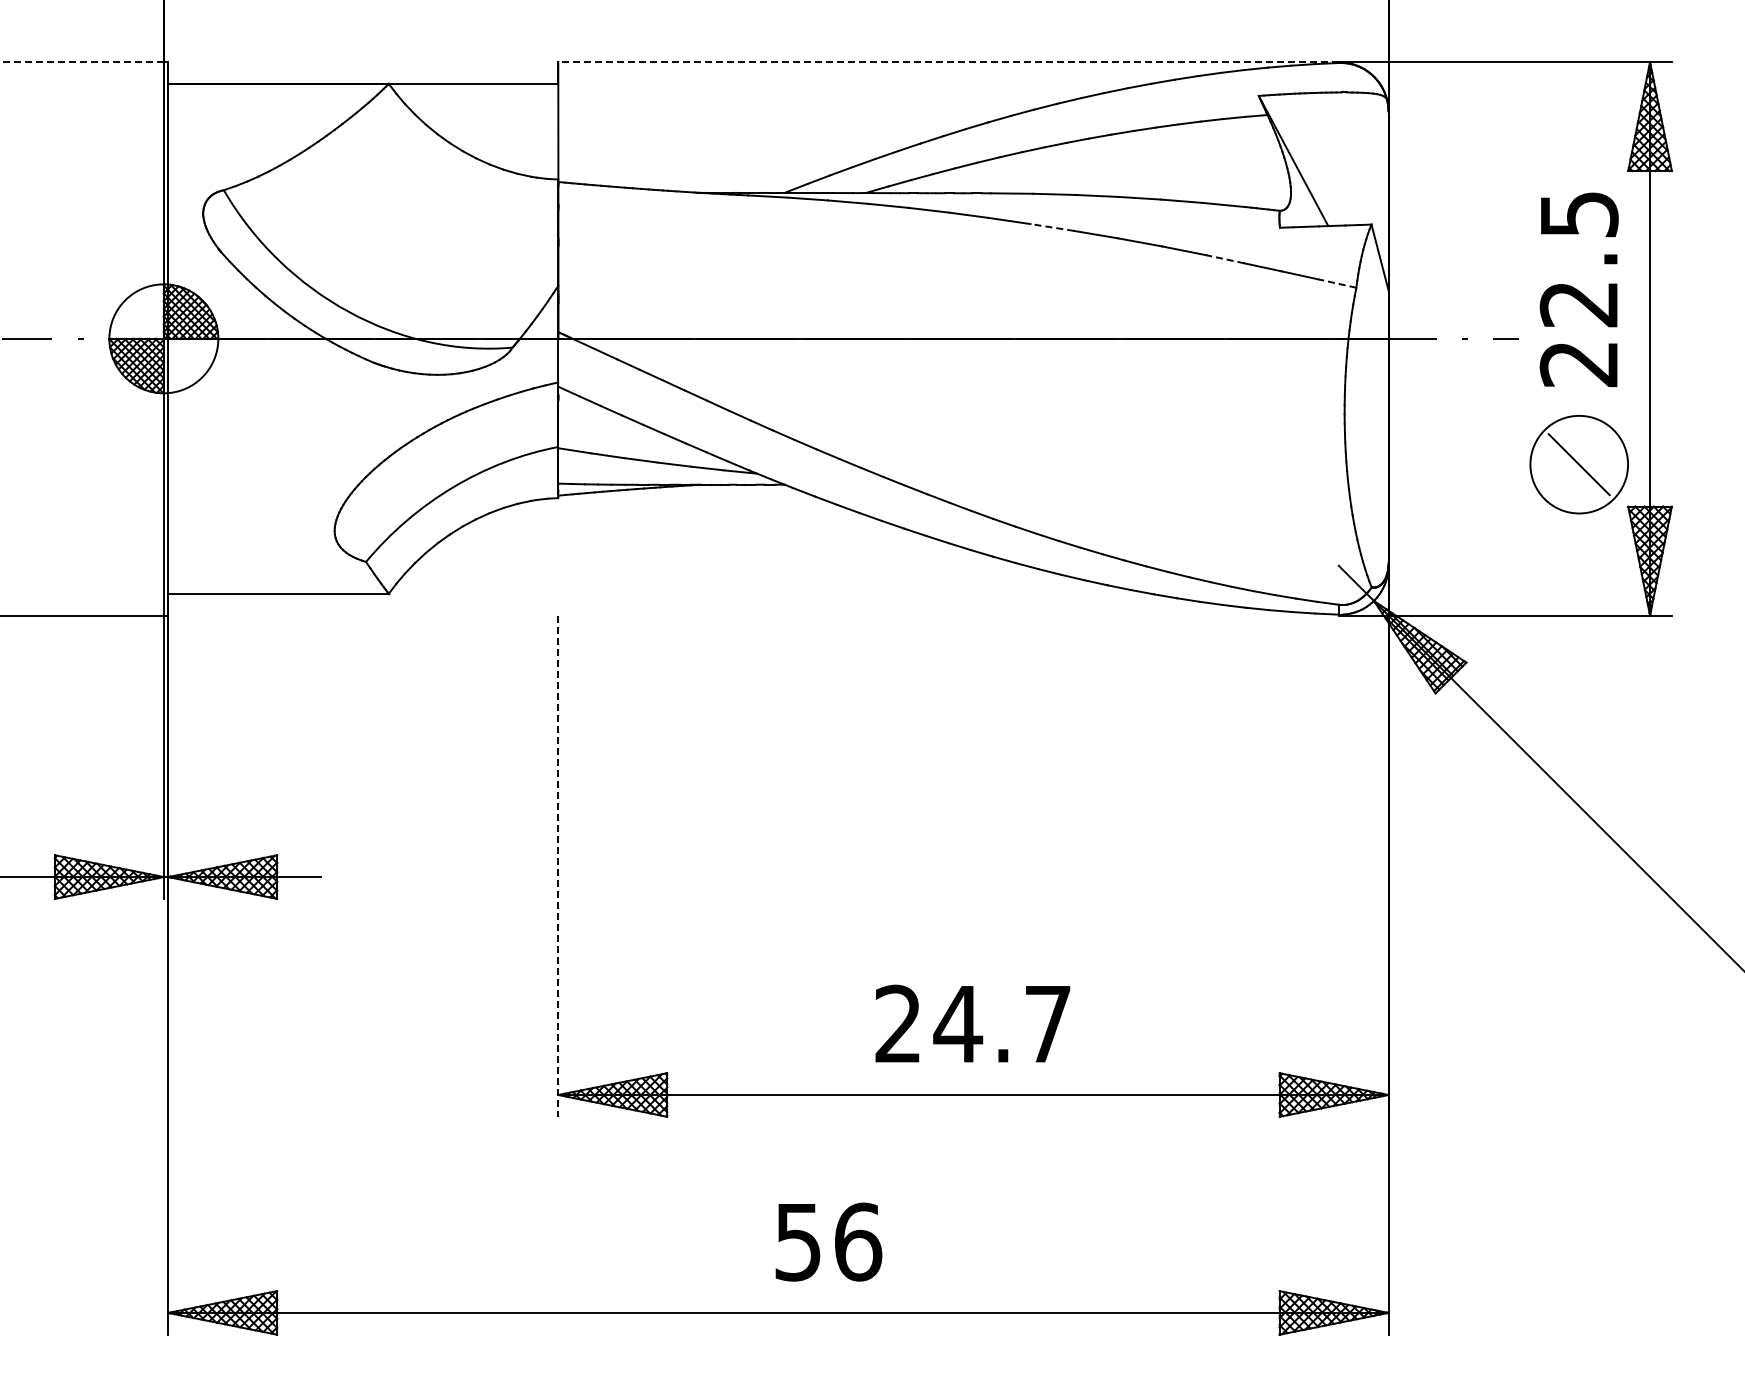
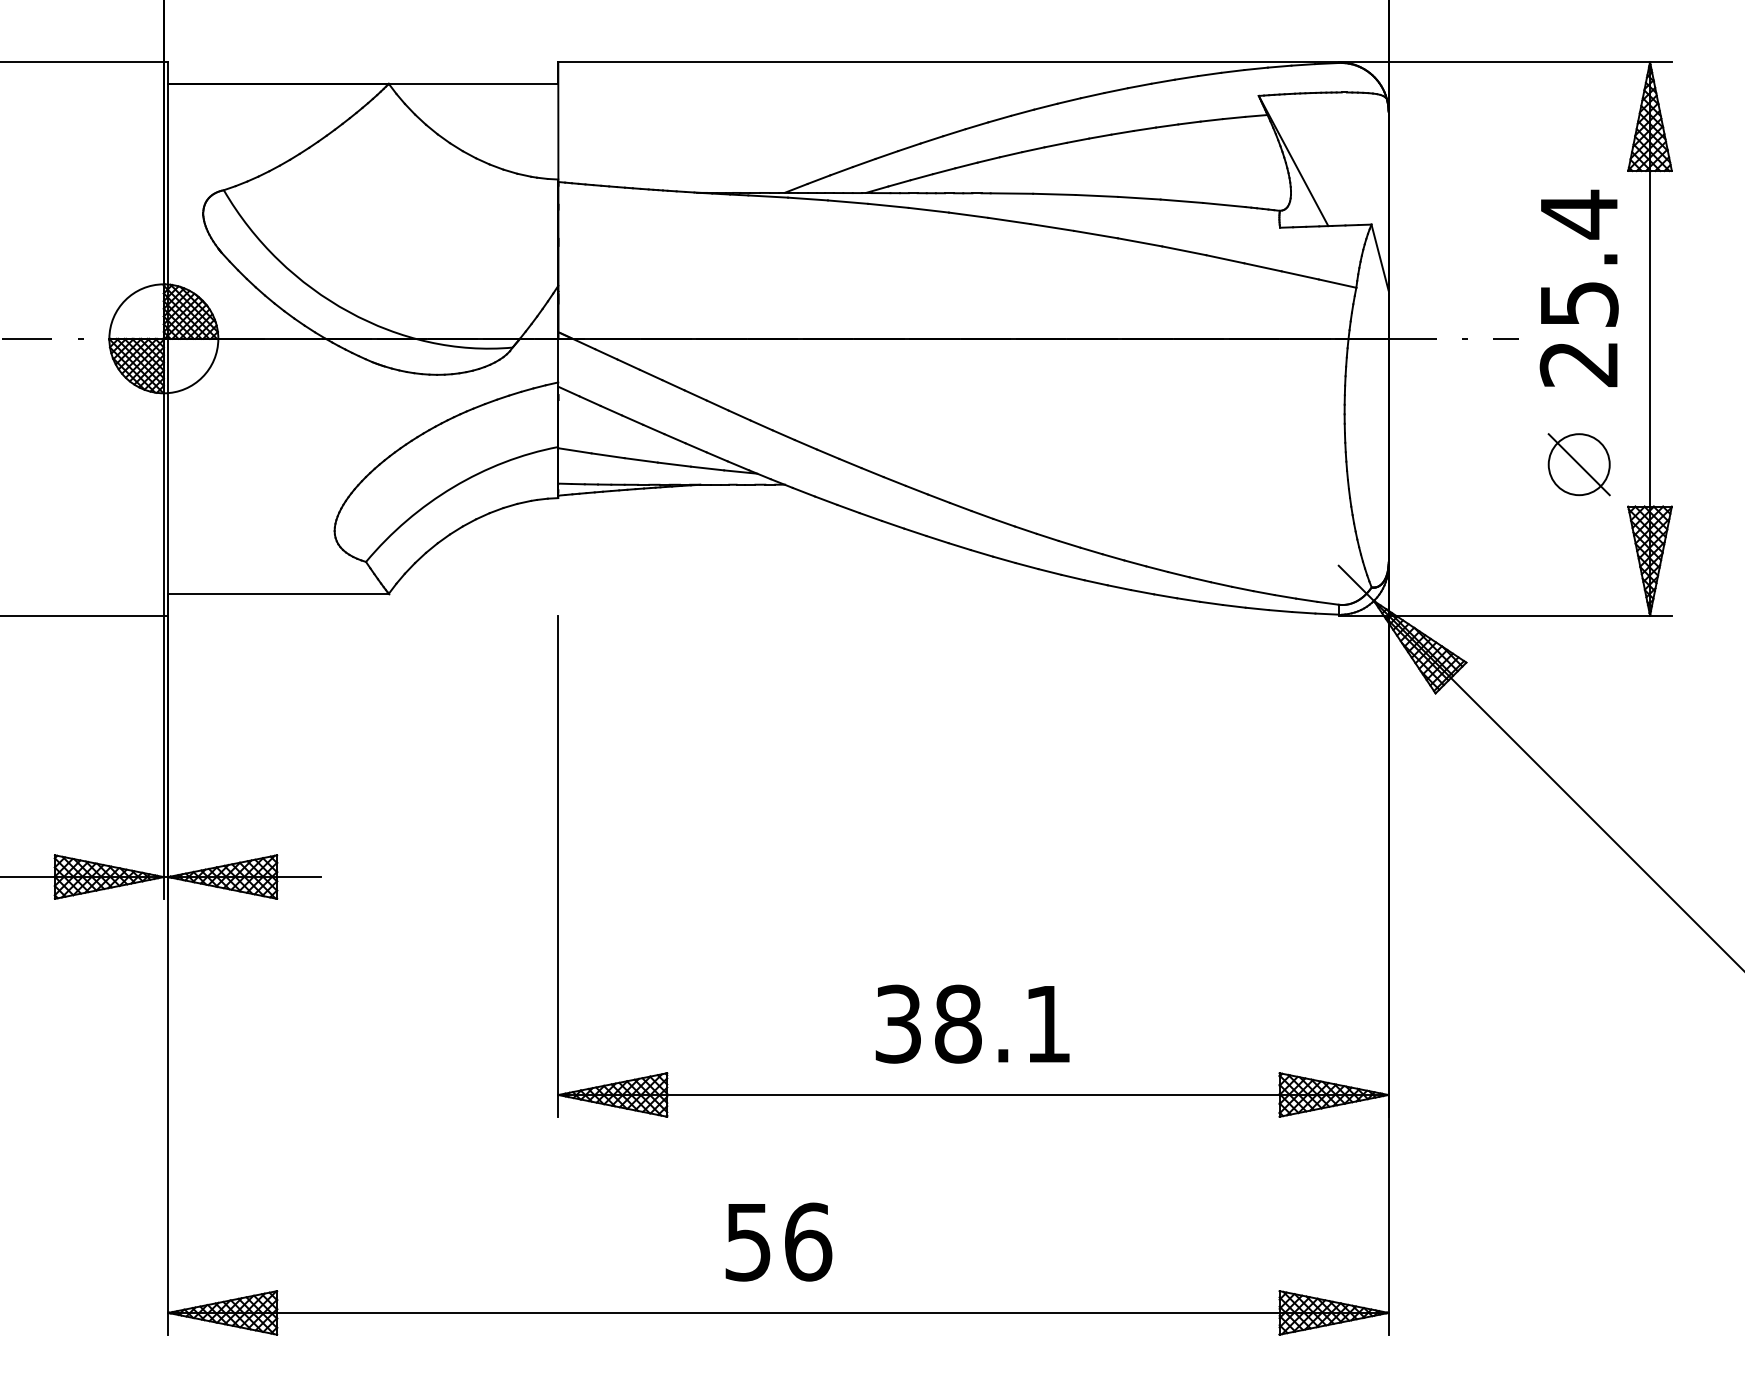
line: dashed -> solid (81, 62)
line: dashed -> solid (948, 62)
line: dashed -> solid (1051, 227)
text: 22.5 -> 25.4 (1578, 258)
line: dashed -> solid (1224, 259)
line: dashed -> solid (1337, 283)
circle diameter: 98 px -> 61 px (1578, 464)
line: dashed -> solid (558, 866)
text: 24.7 -> 38.1 (972, 1023)
text position: (828, 1241) -> (778, 1241) (778, 1241)
